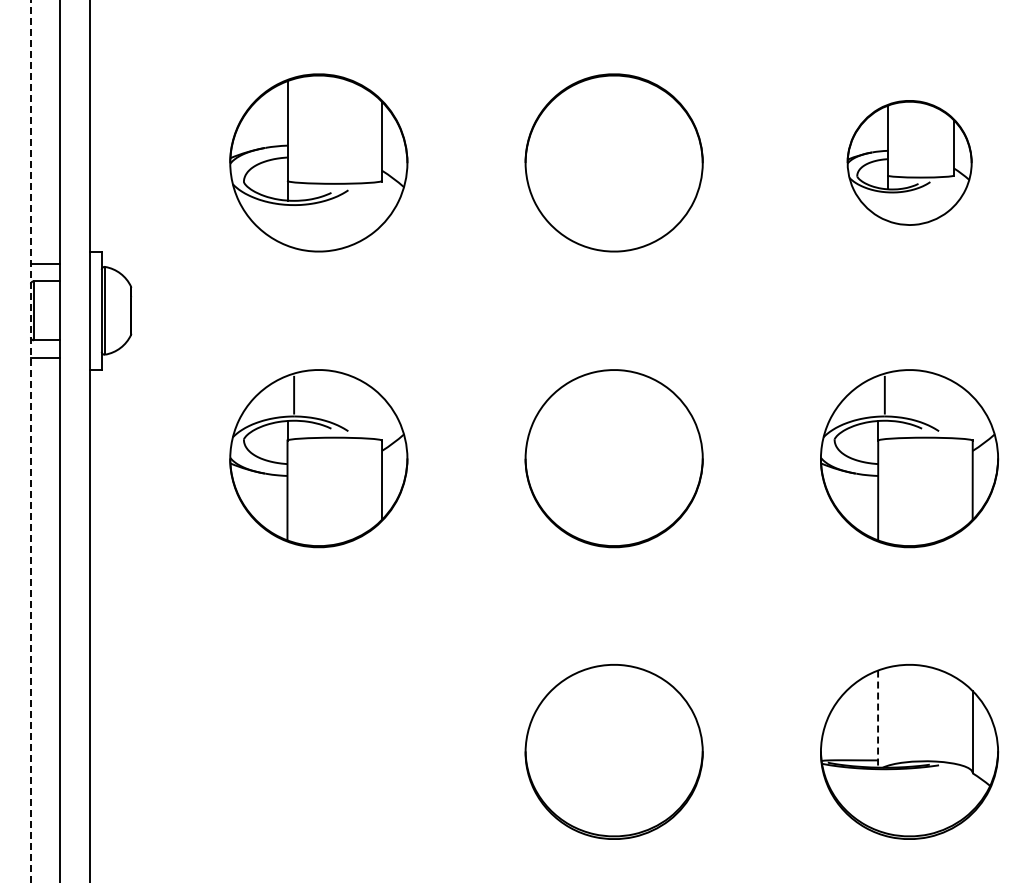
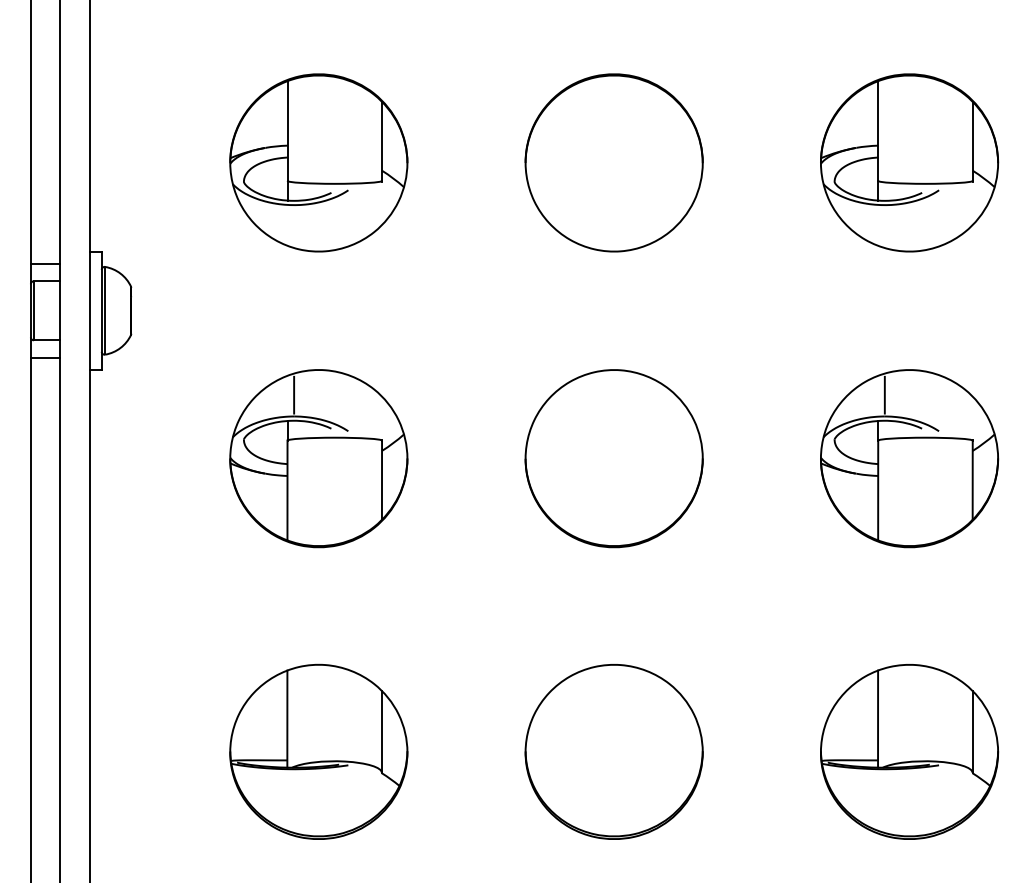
part size: 127x126 px -> 180x180 px (909, 162)
line: dashed -> solid (30, 441)
line: dashed -> solid (878, 719)
part: none -> present (318, 751)
